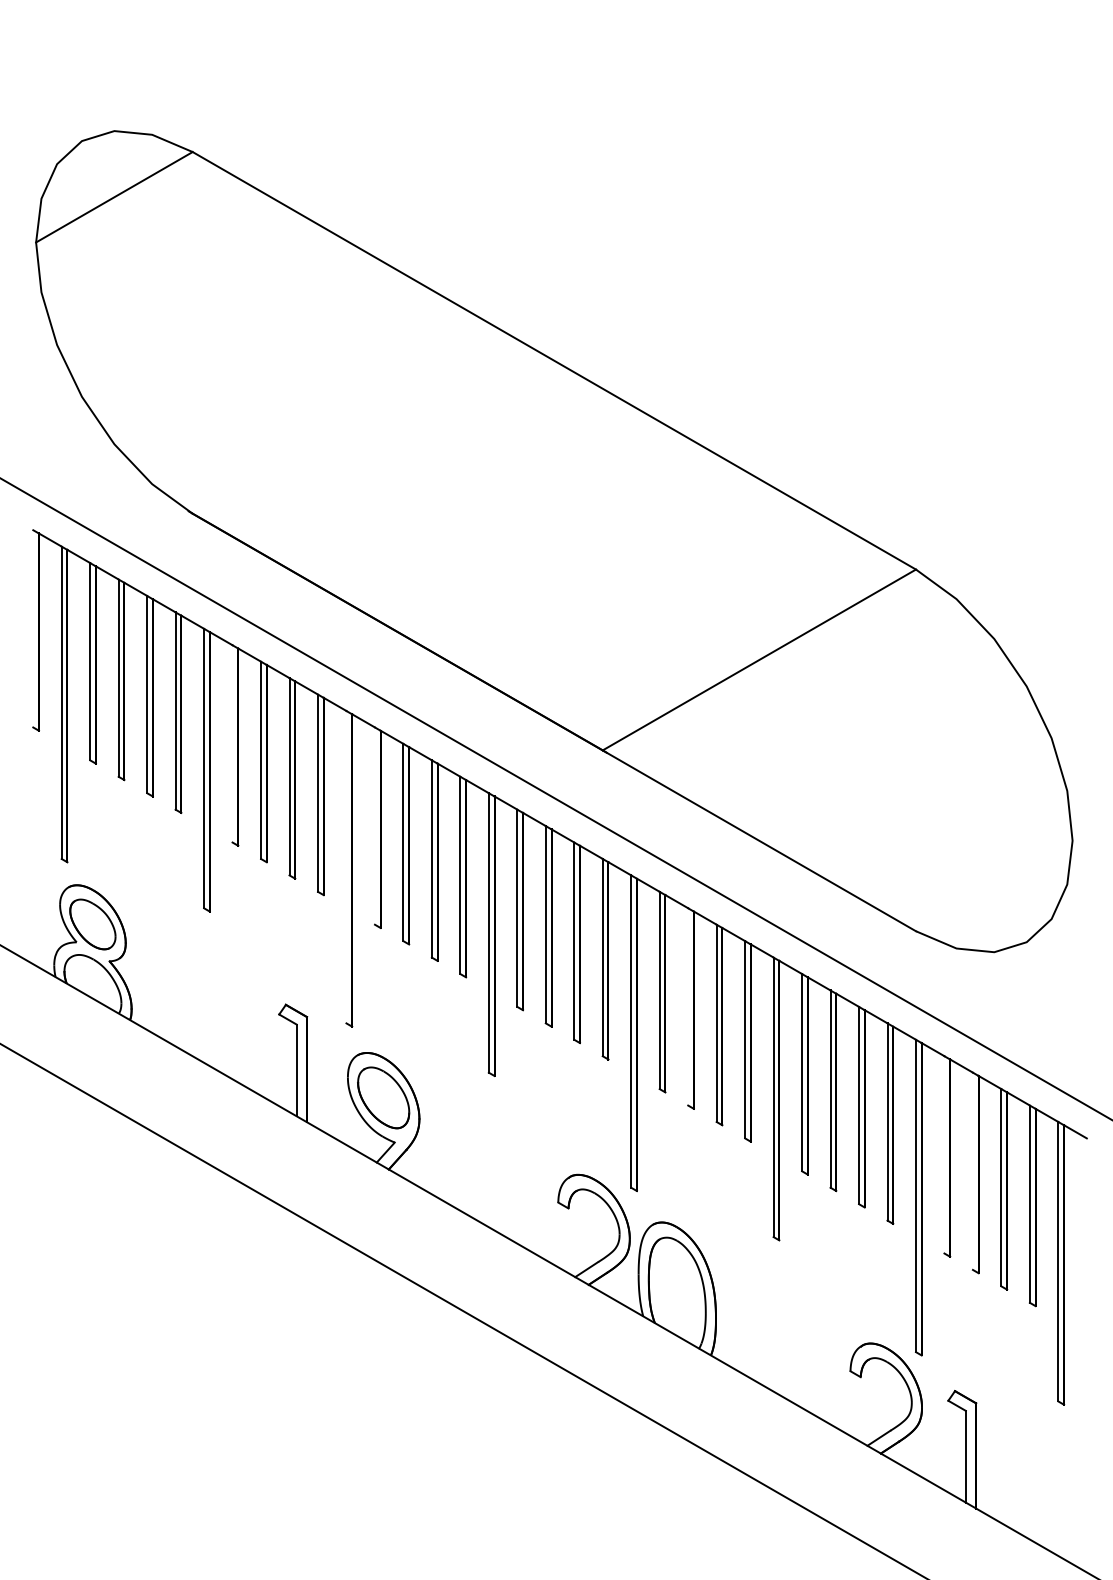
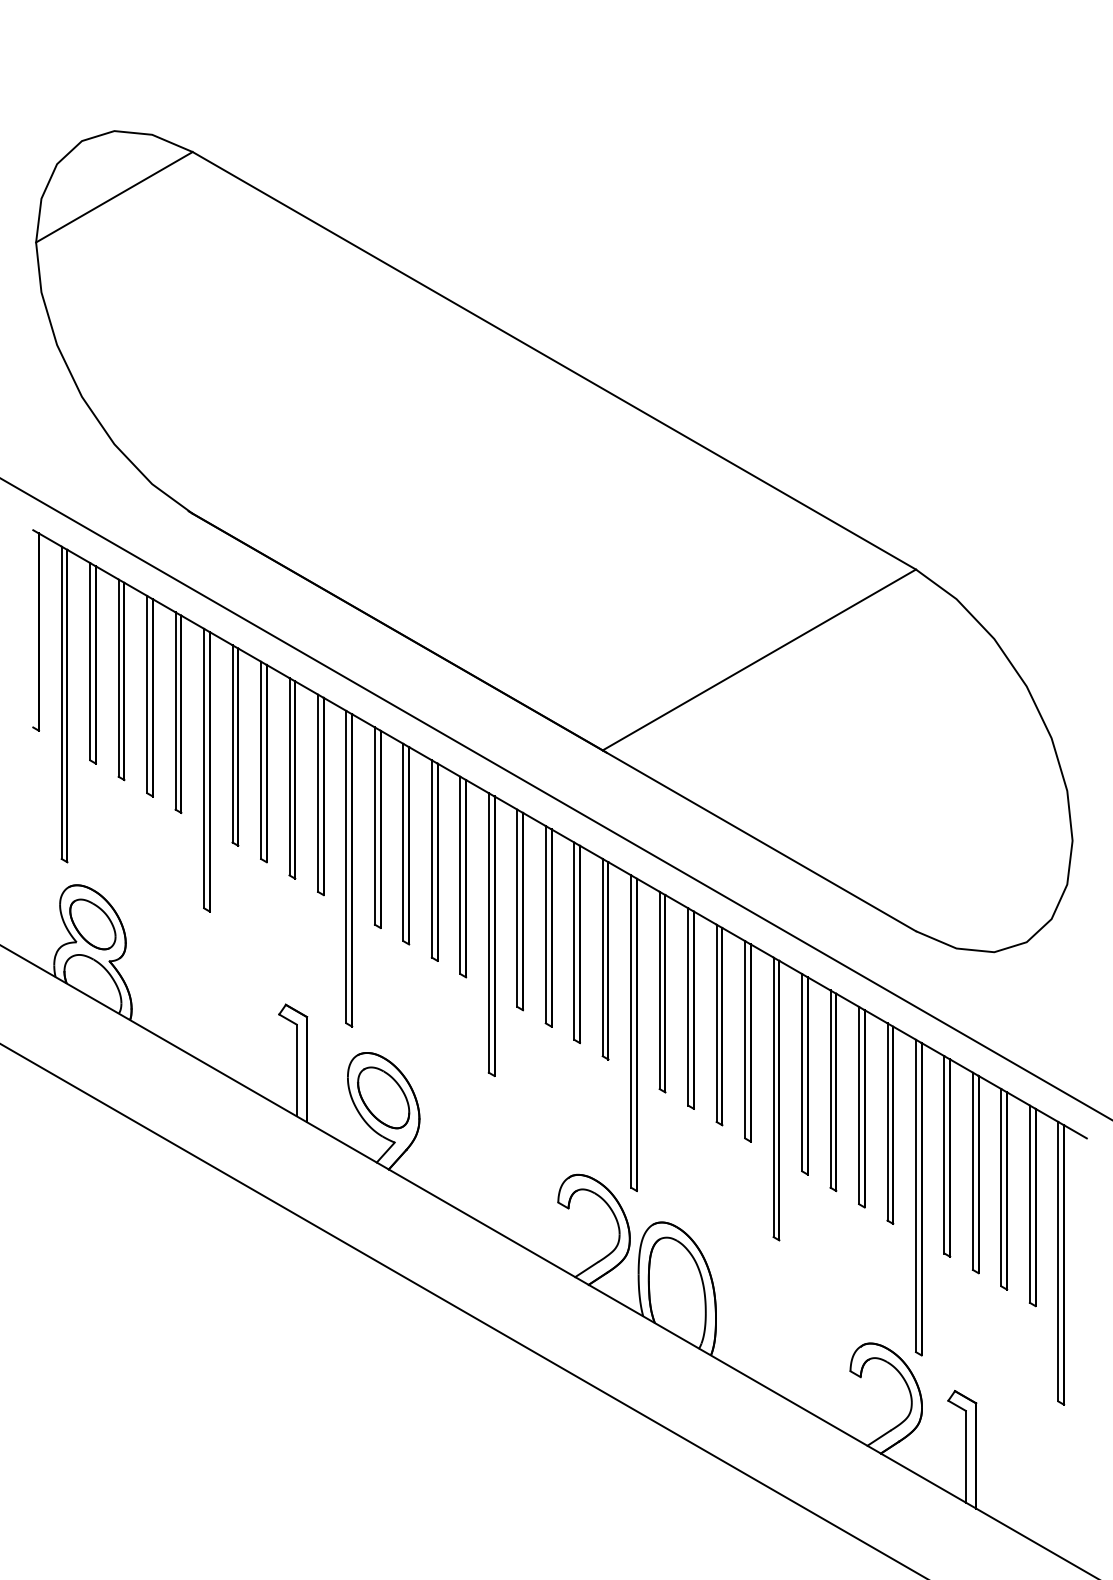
line: none -> present (232, 743)
line: none -> present (374, 825)
line: none -> present (346, 867)
line: none -> present (688, 1006)
line: none -> present (944, 1154)
line: none -> present (972, 1170)
